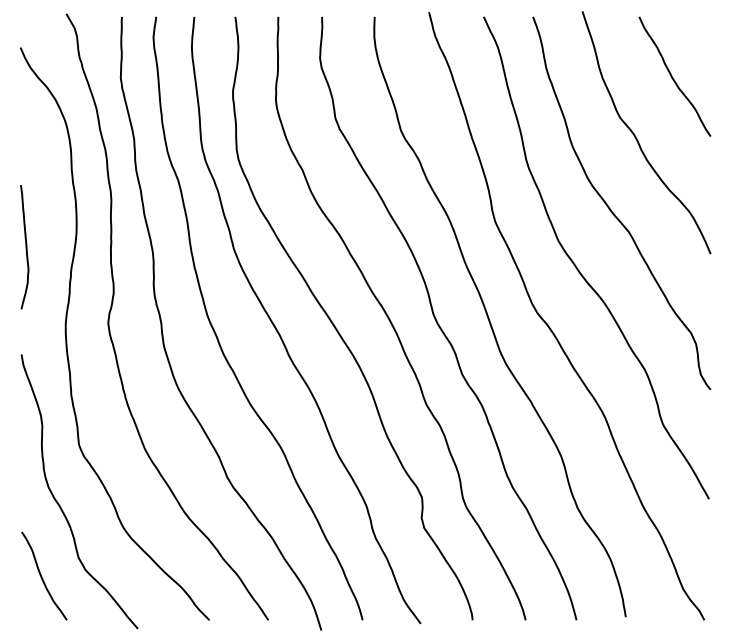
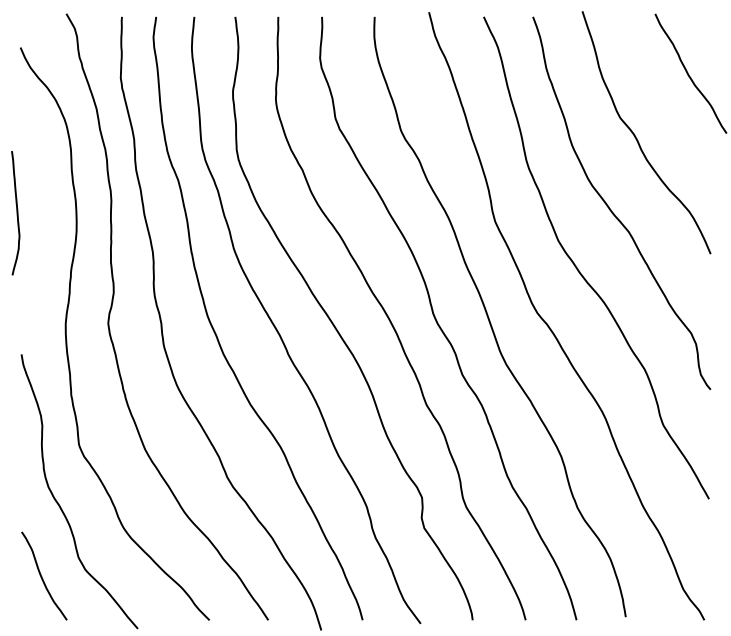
curve position: (673, 77) -> (689, 74) (689, 74)
curve position: (25, 247) -> (16, 213) (16, 213)
